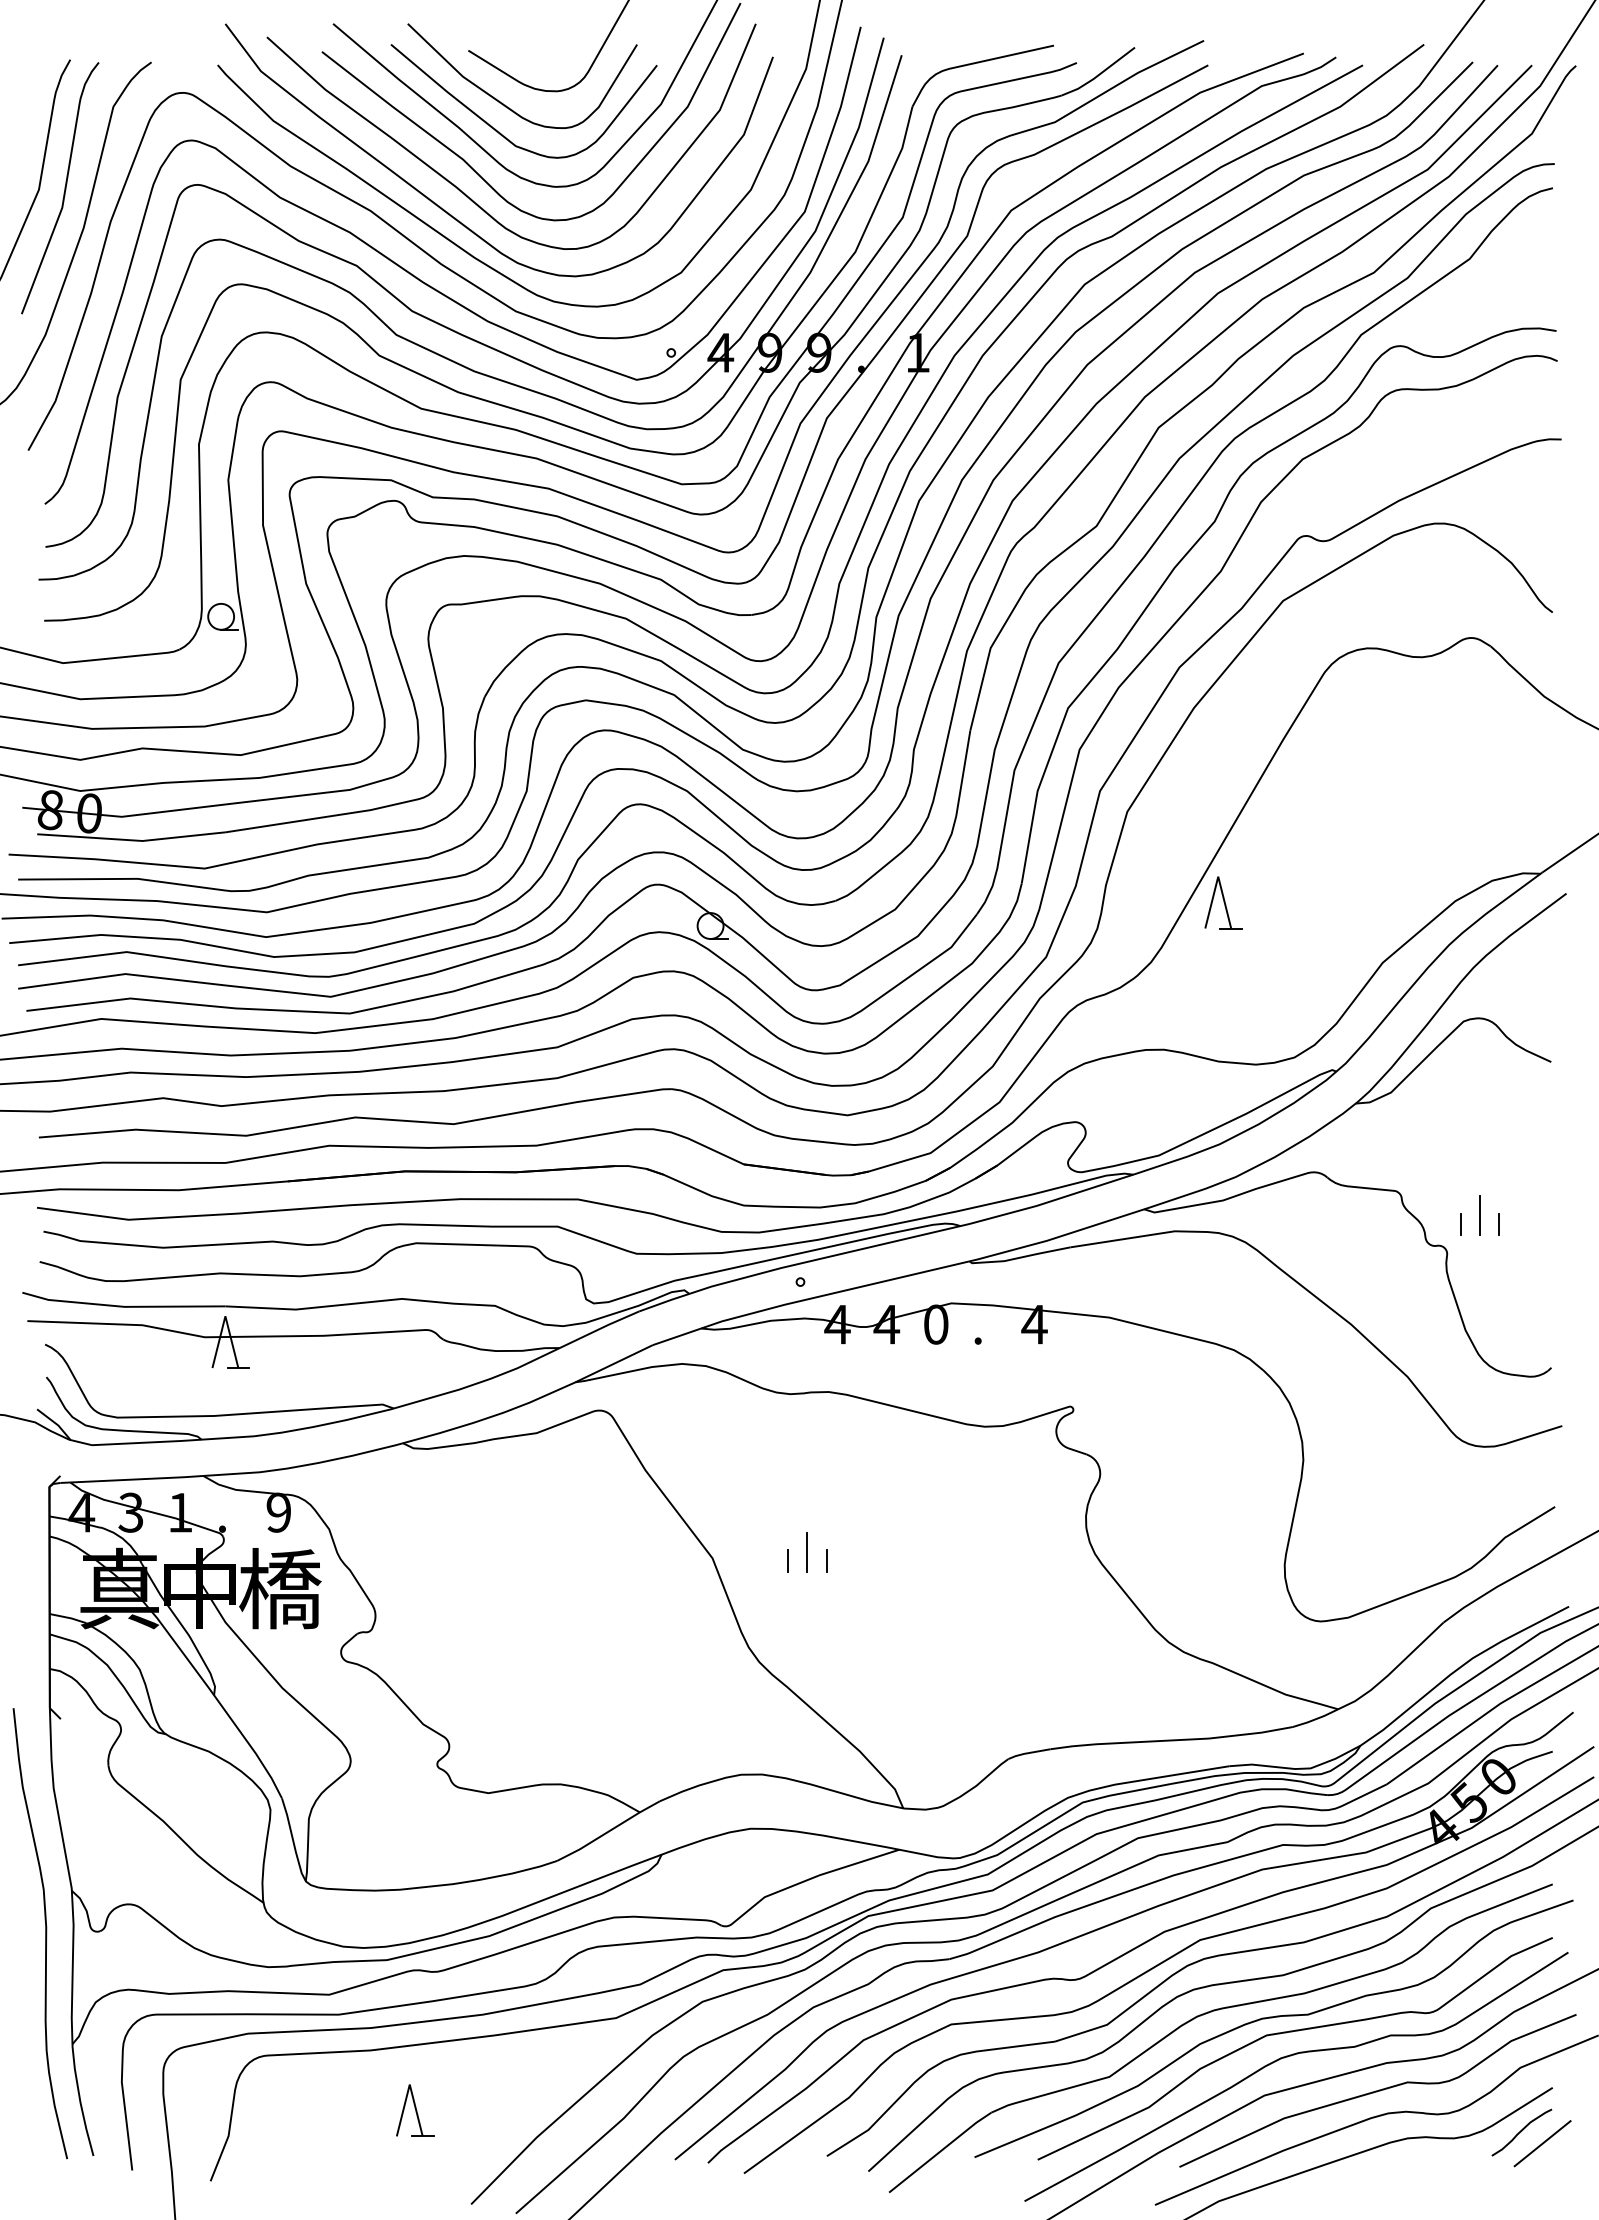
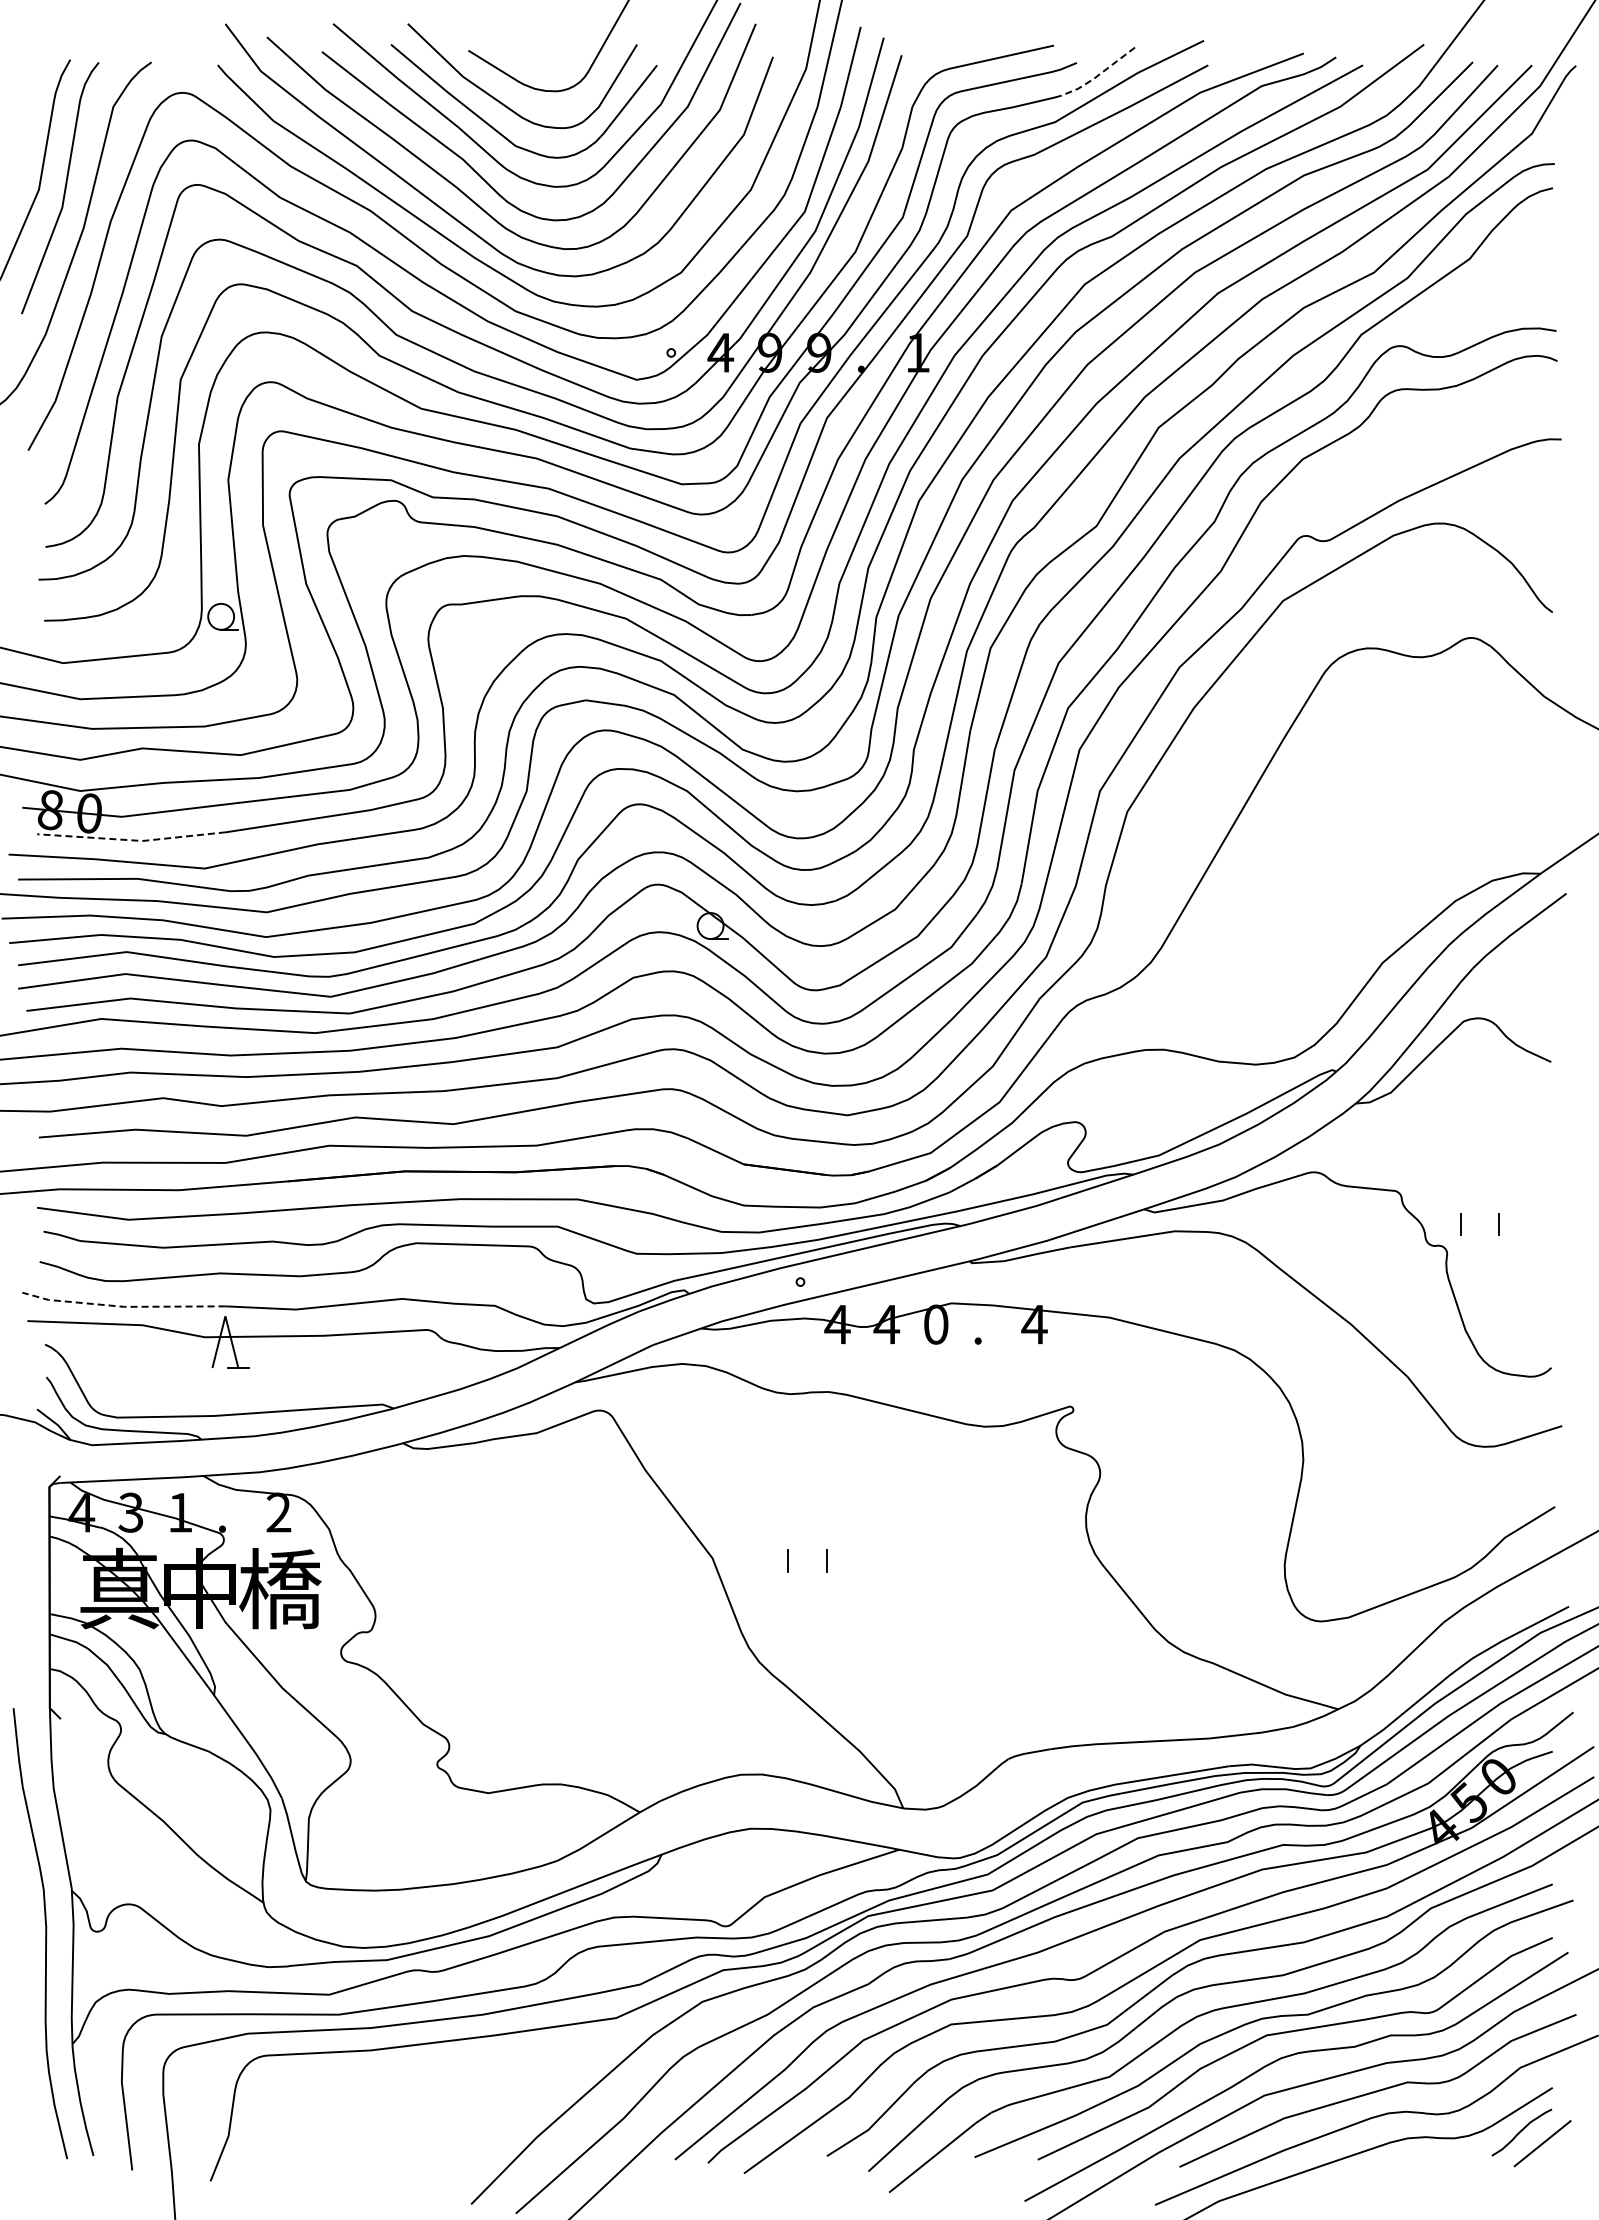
line: solid -> dashed (1098, 75)
line: solid -> dashed (131, 840)
part: present -> none (1223, 902)
line: present -> none (1479, 1215)
line: solid -> dashed (122, 1306)
text: 9 -> 2 (278, 1513)
line: present -> none (807, 1551)
part: present -> none (415, 2110)
